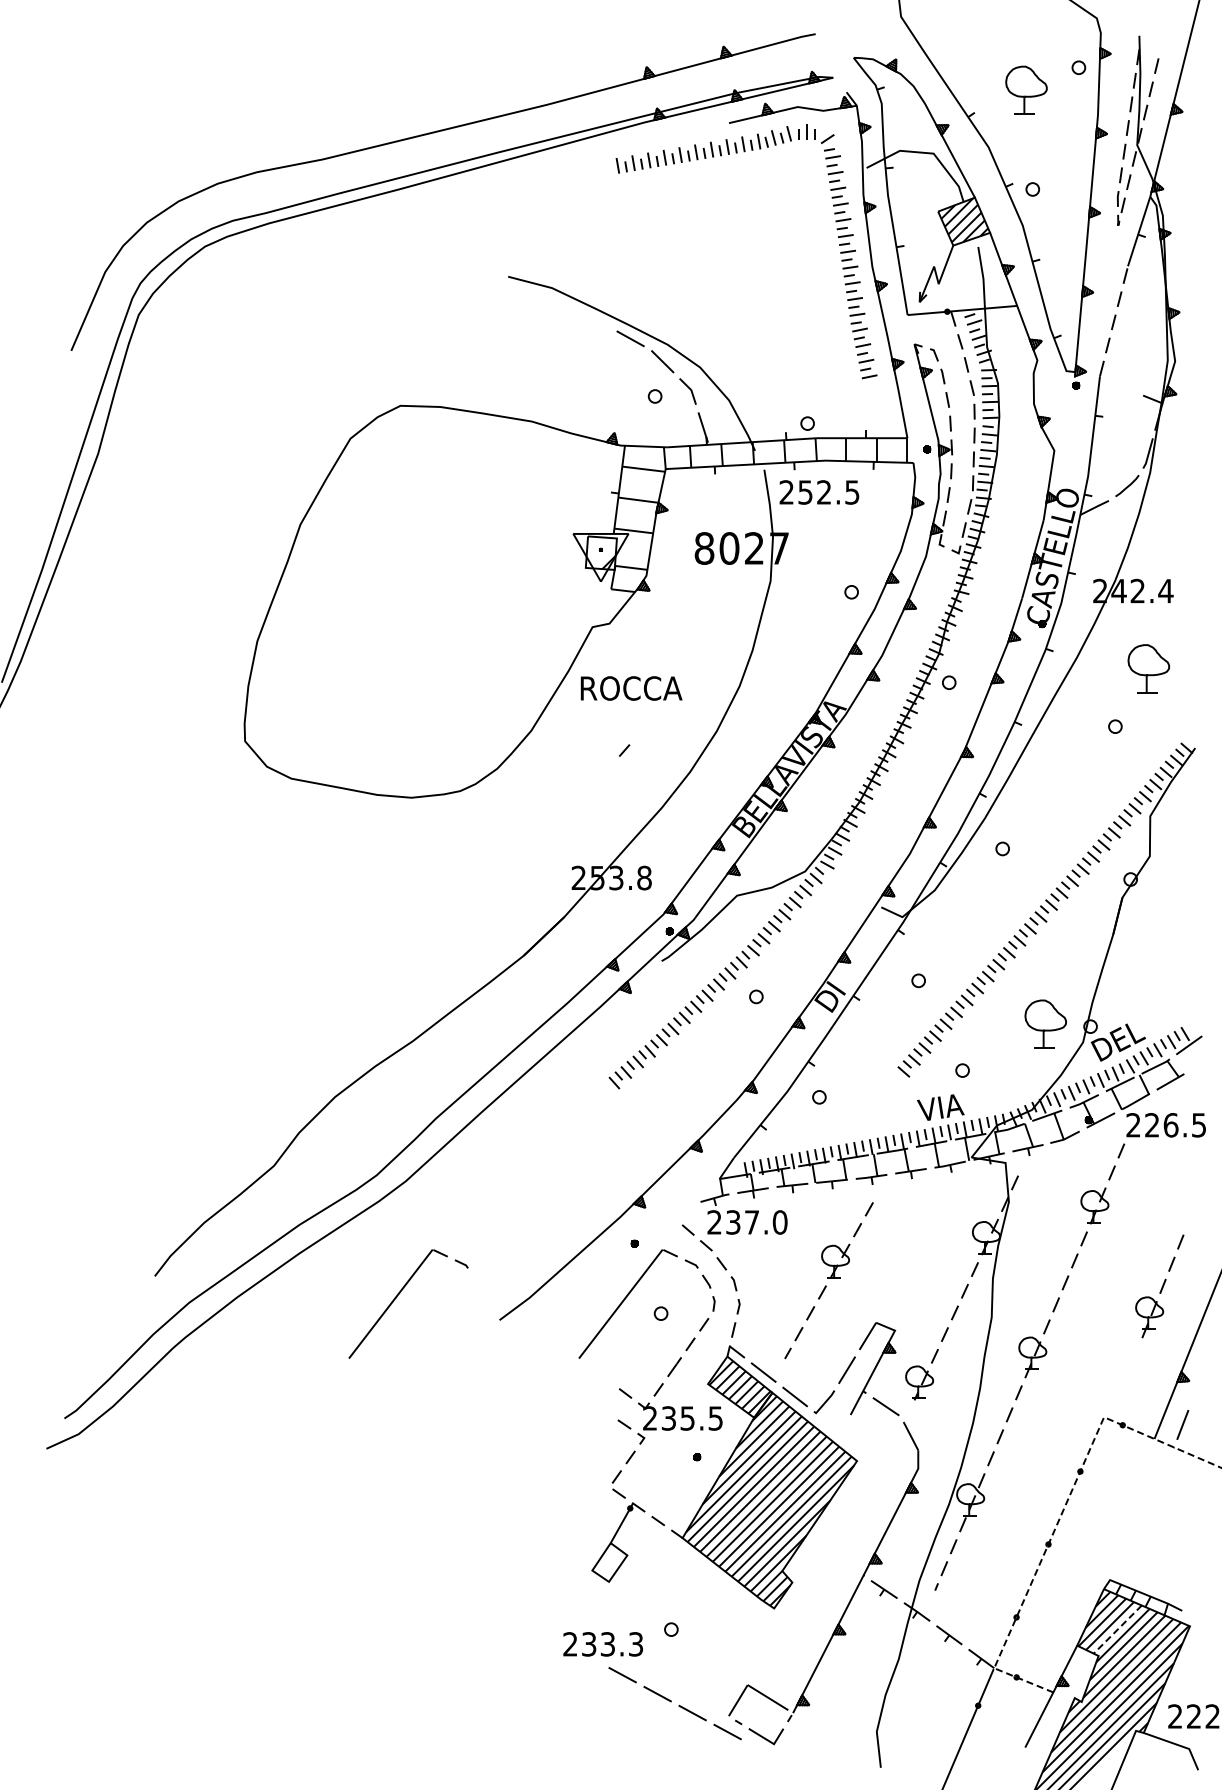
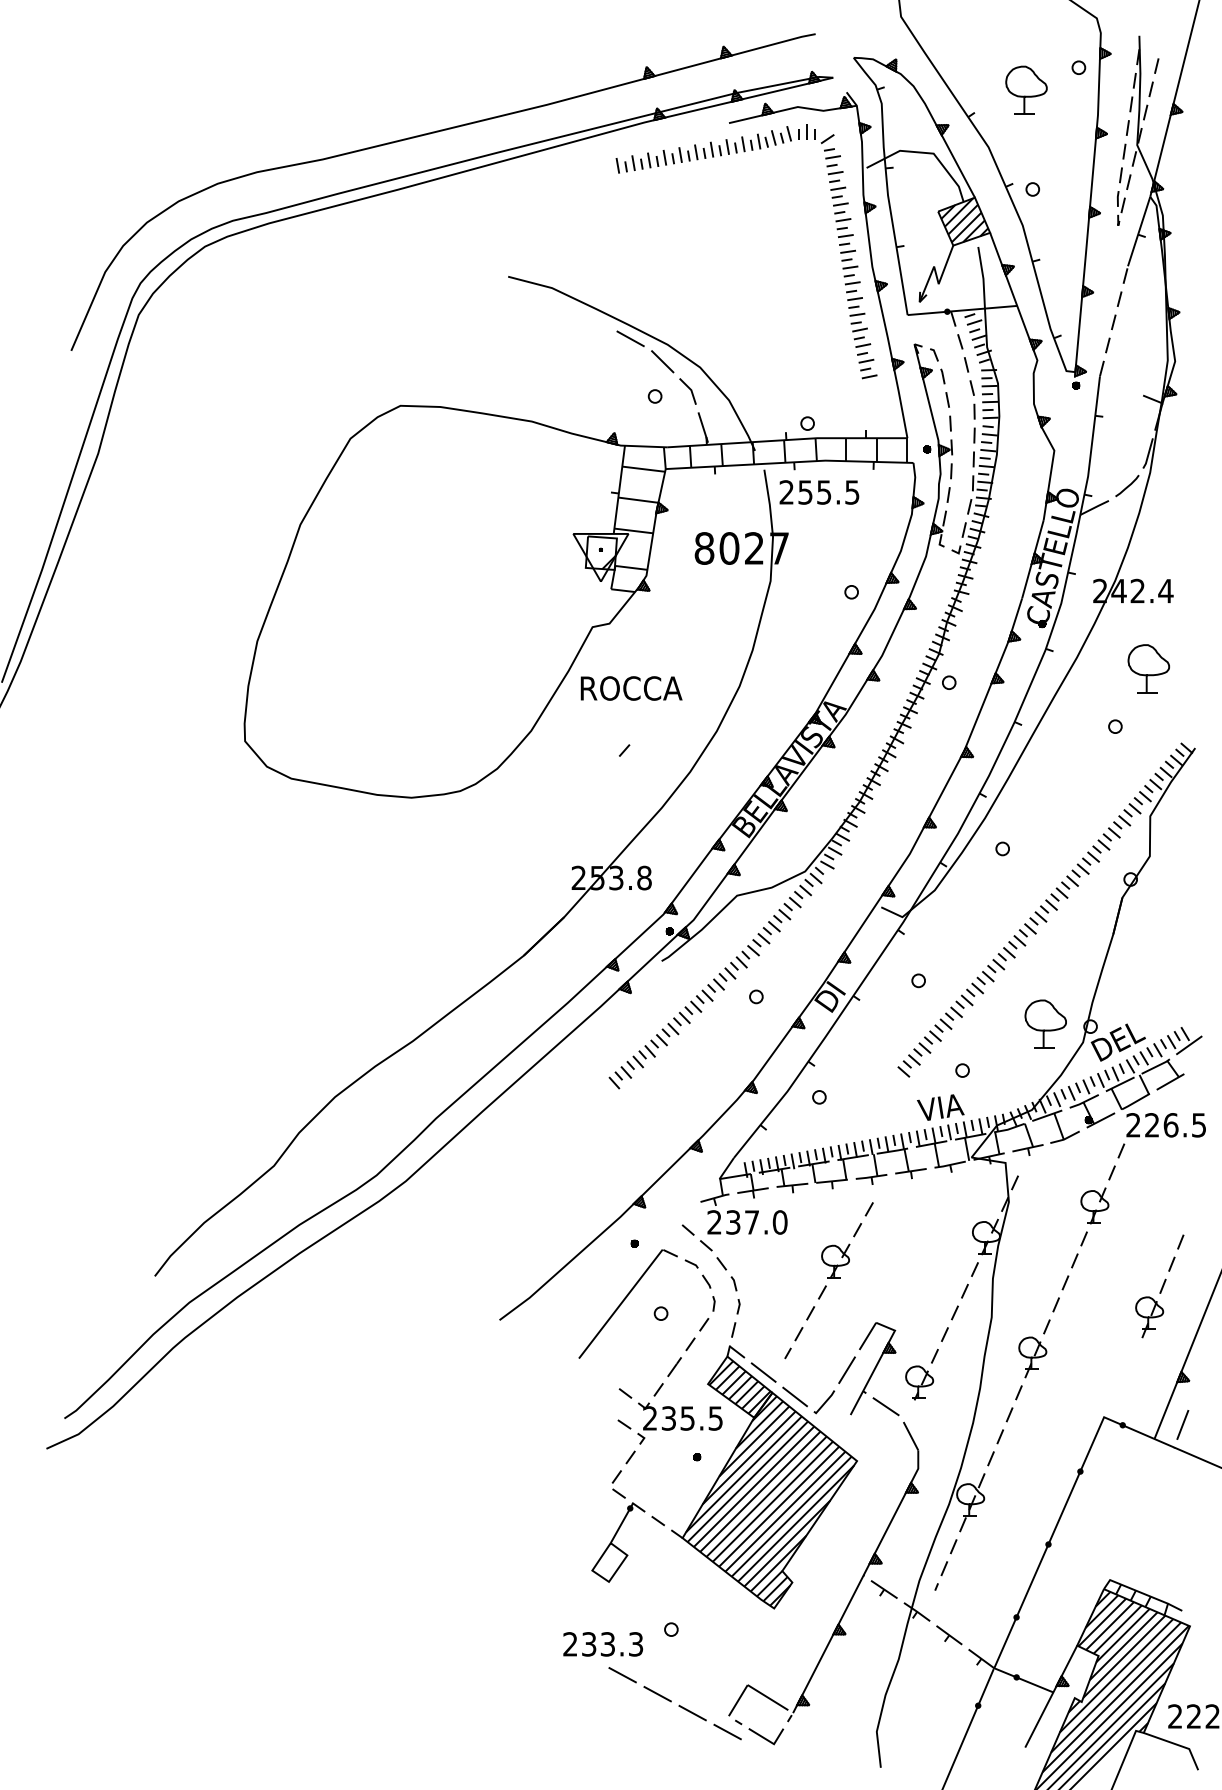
text: 252.5 -> 255.5 (824, 492)
part: present -> none (397, 1297)
line: dashed -> solid (1062, 1513)
line: dashed -> solid (1117, 1629)
